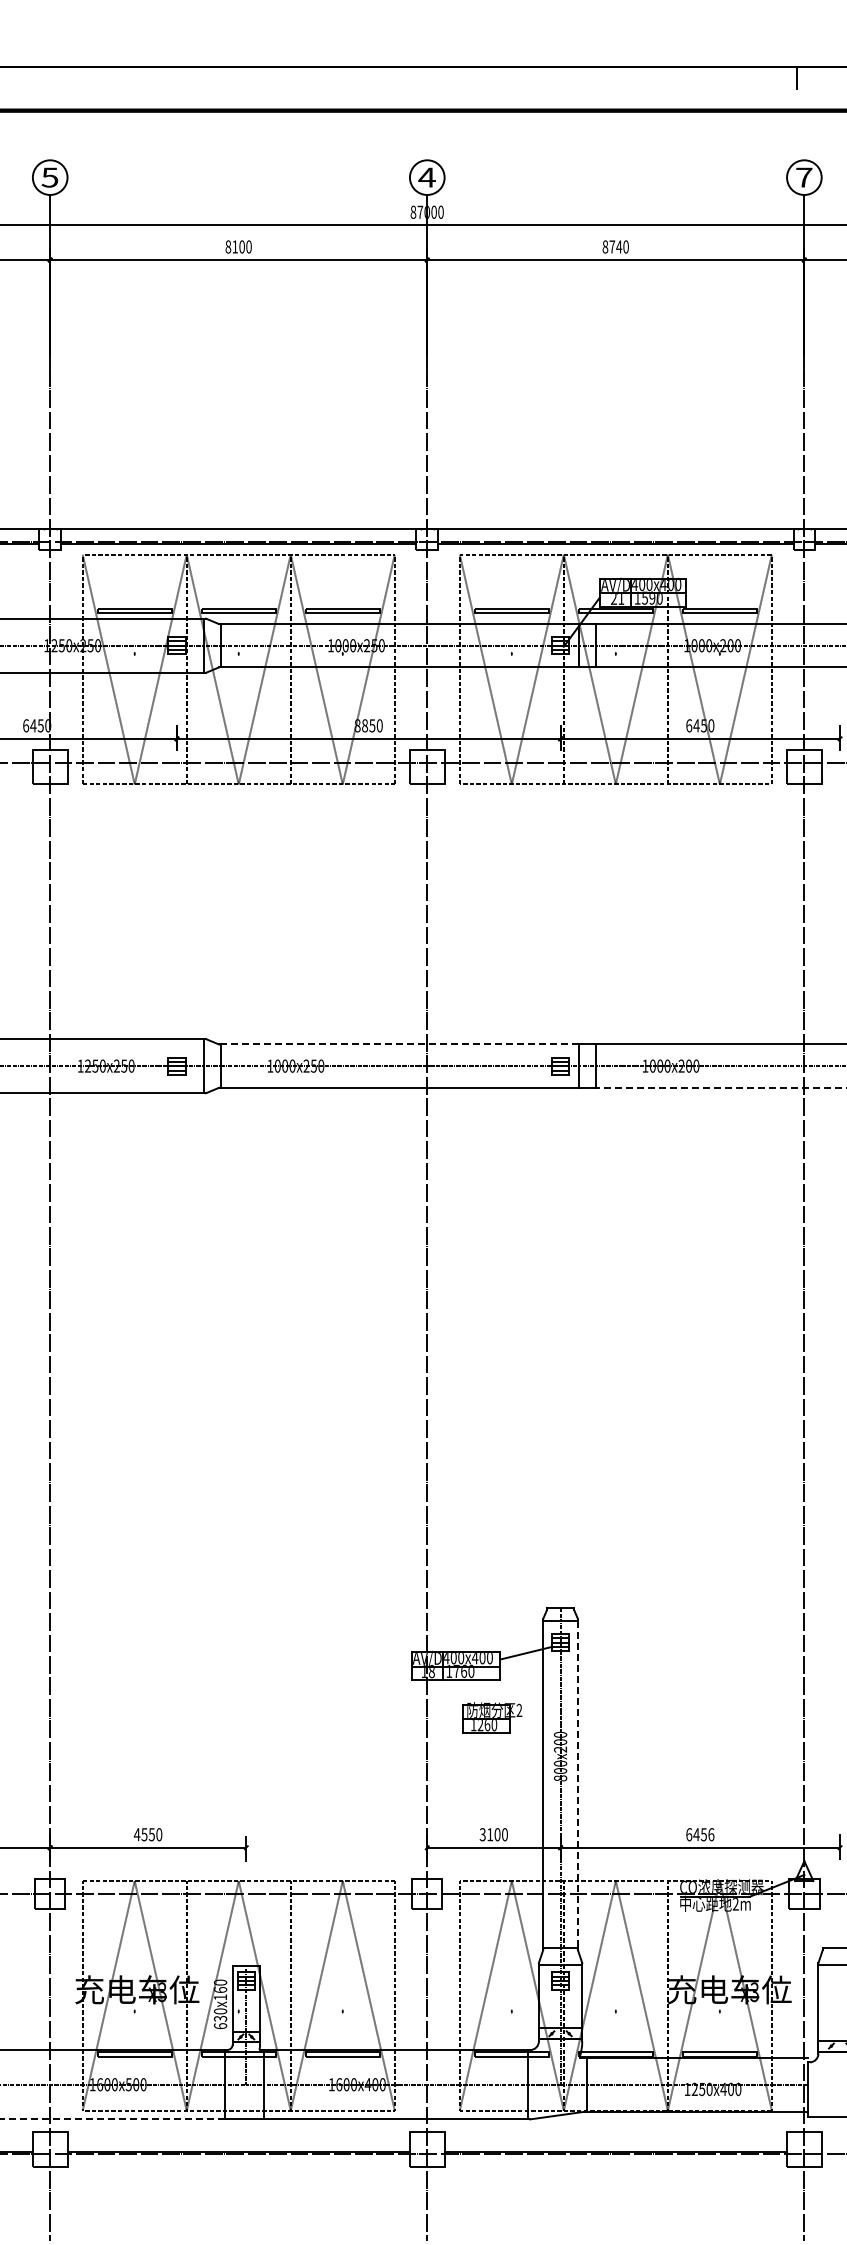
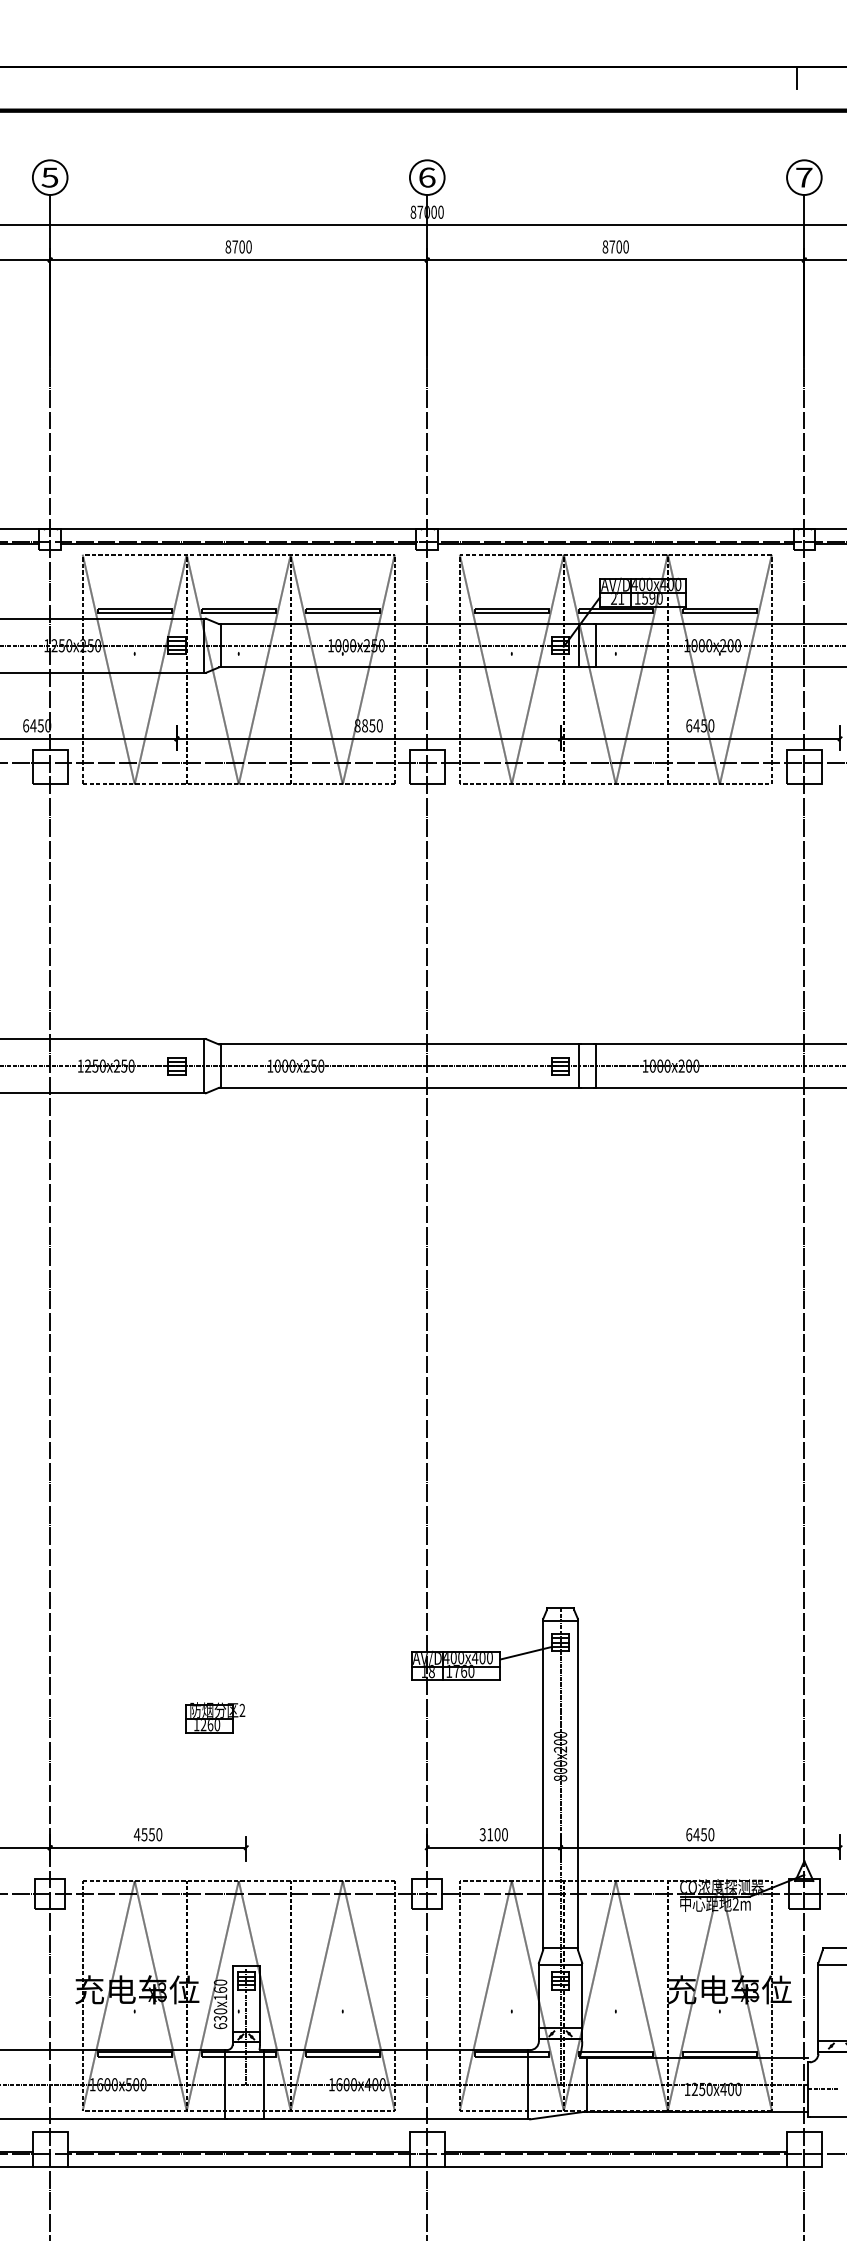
text: 4 -> 6 (426, 177)
text: 8100 -> 8700 (234, 246)
text: 8740 -> 8700 (619, 246)
line: dashed -> solid (400, 1044)
line: dashed -> solid (721, 1087)
part position: (492, 1717) -> (215, 1717) (215, 1717)
line: dashed -> solid (577, 1784)
text: 6456 -> 6450 (711, 1834)
line: none -> present (823, 2089)
line: dashed -> solid (112, 2119)
line: none -> present (17, 2167)
line: none -> present (238, 2167)
line: none -> present (615, 2167)
